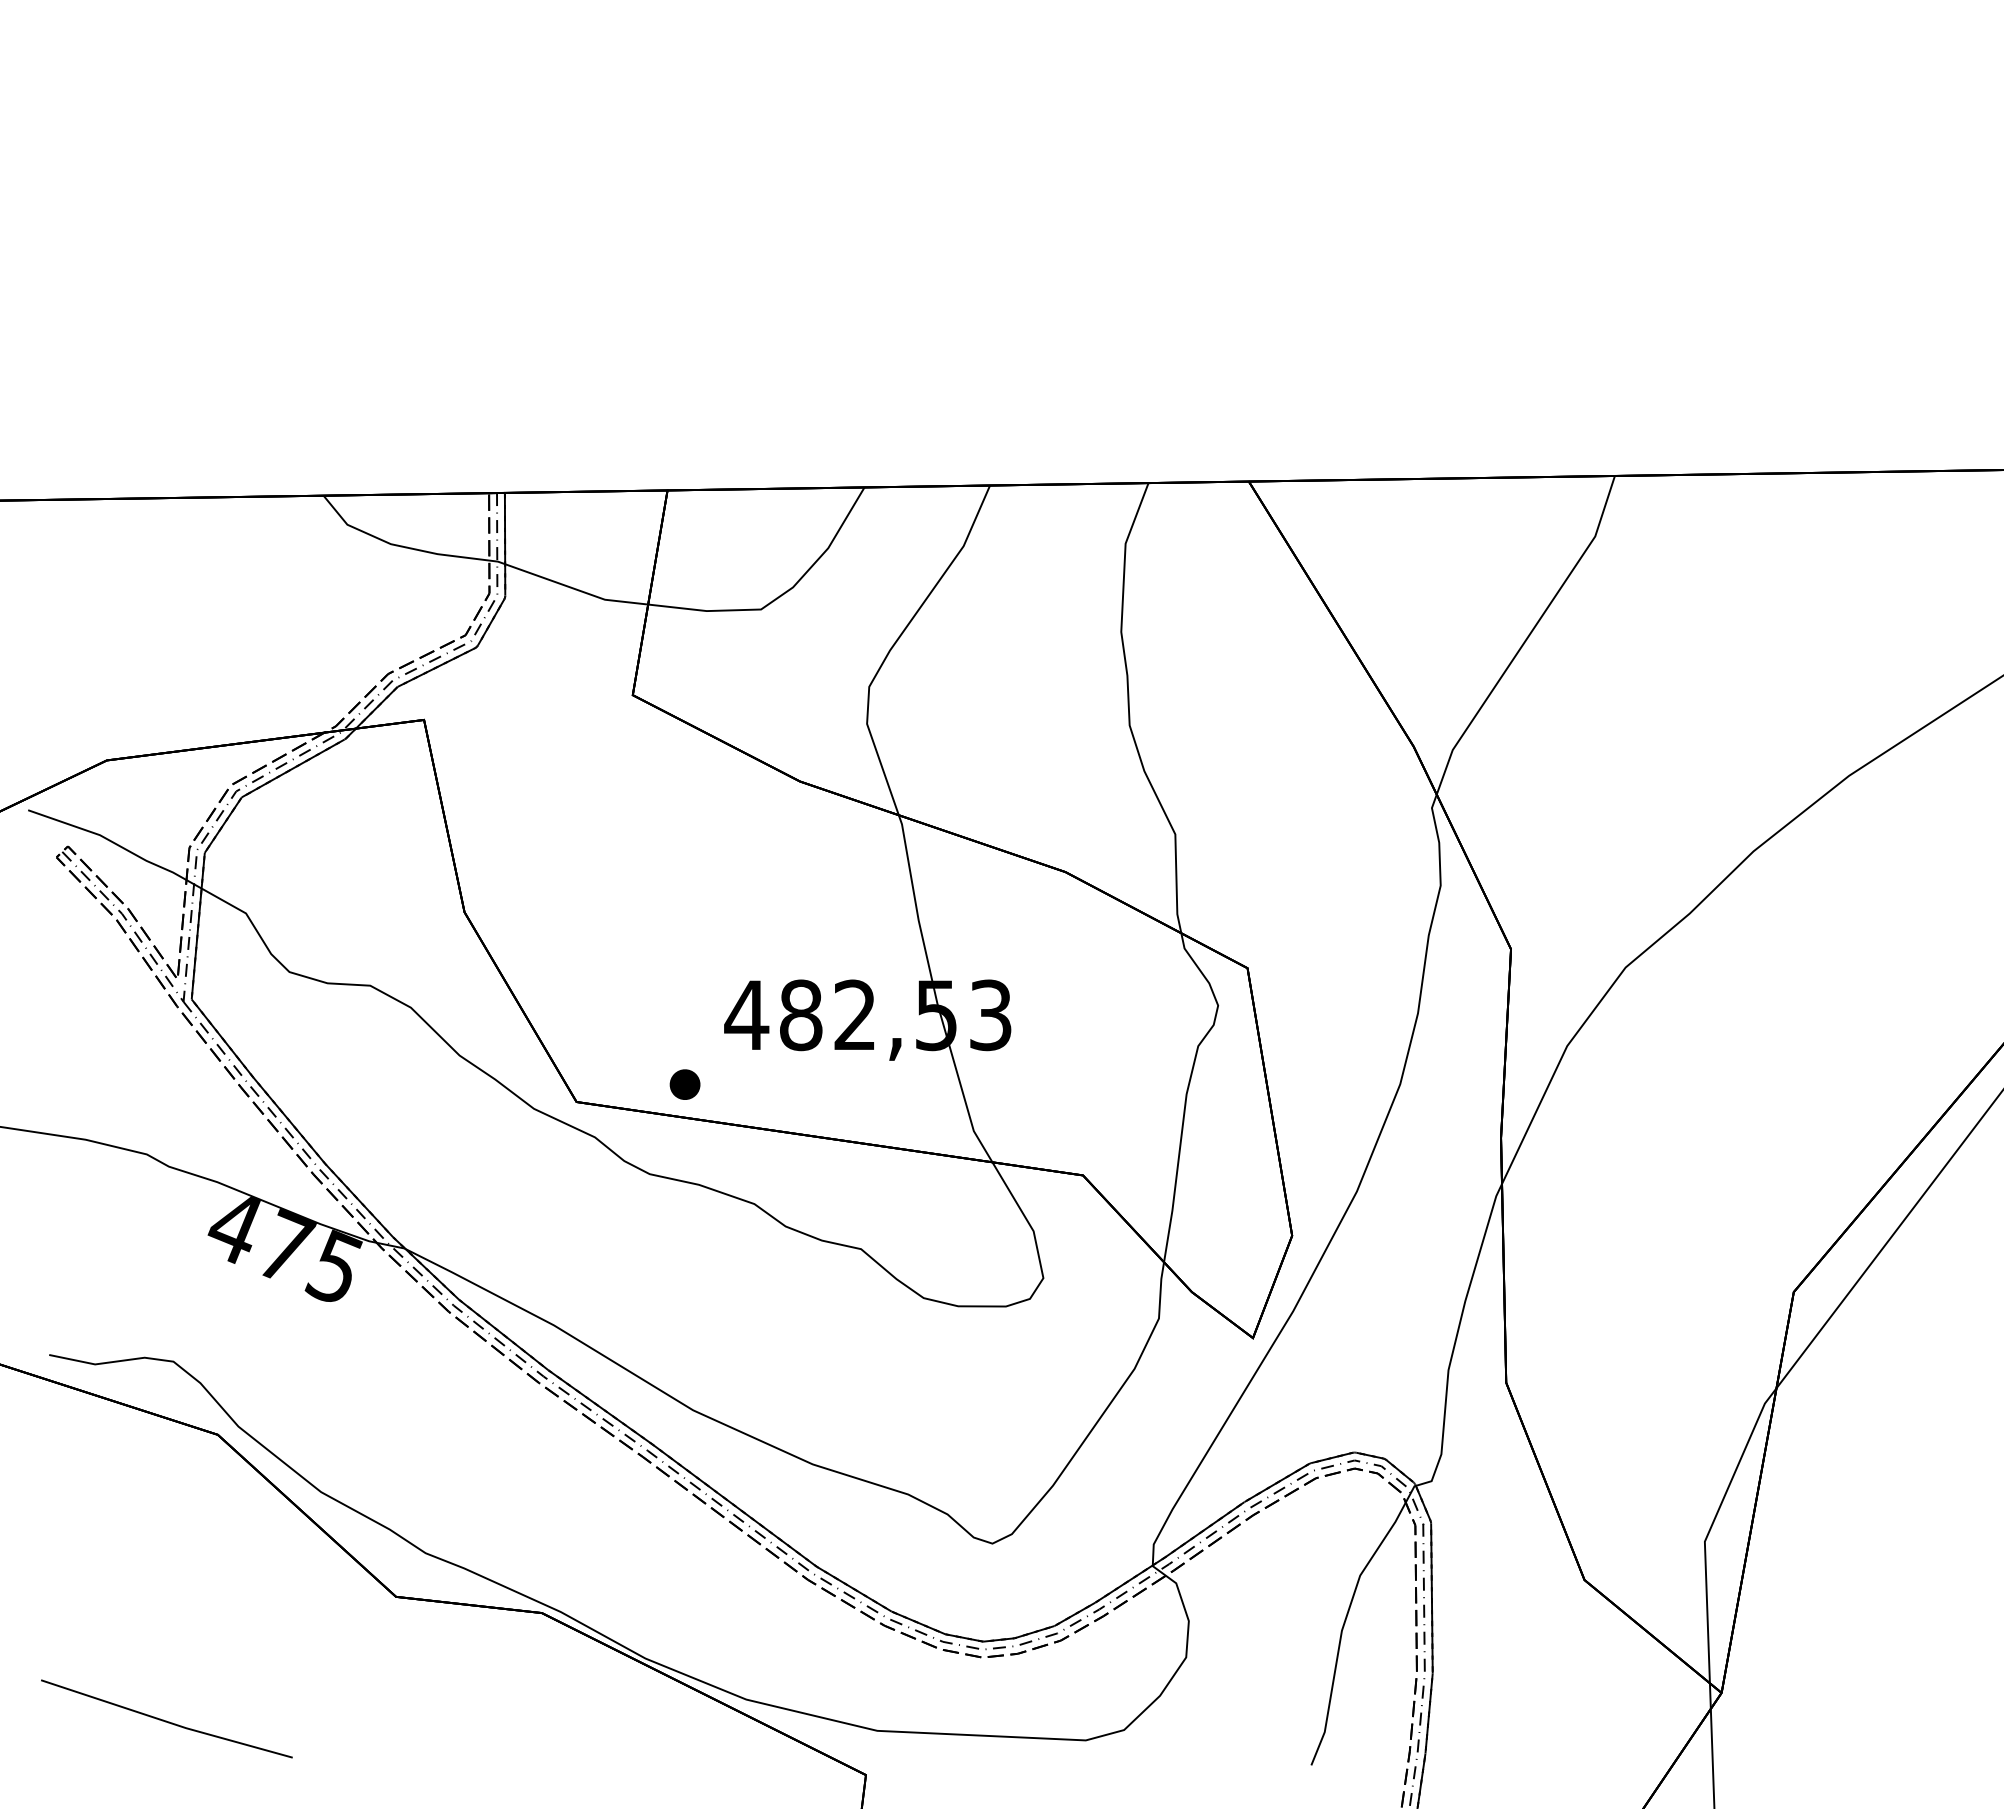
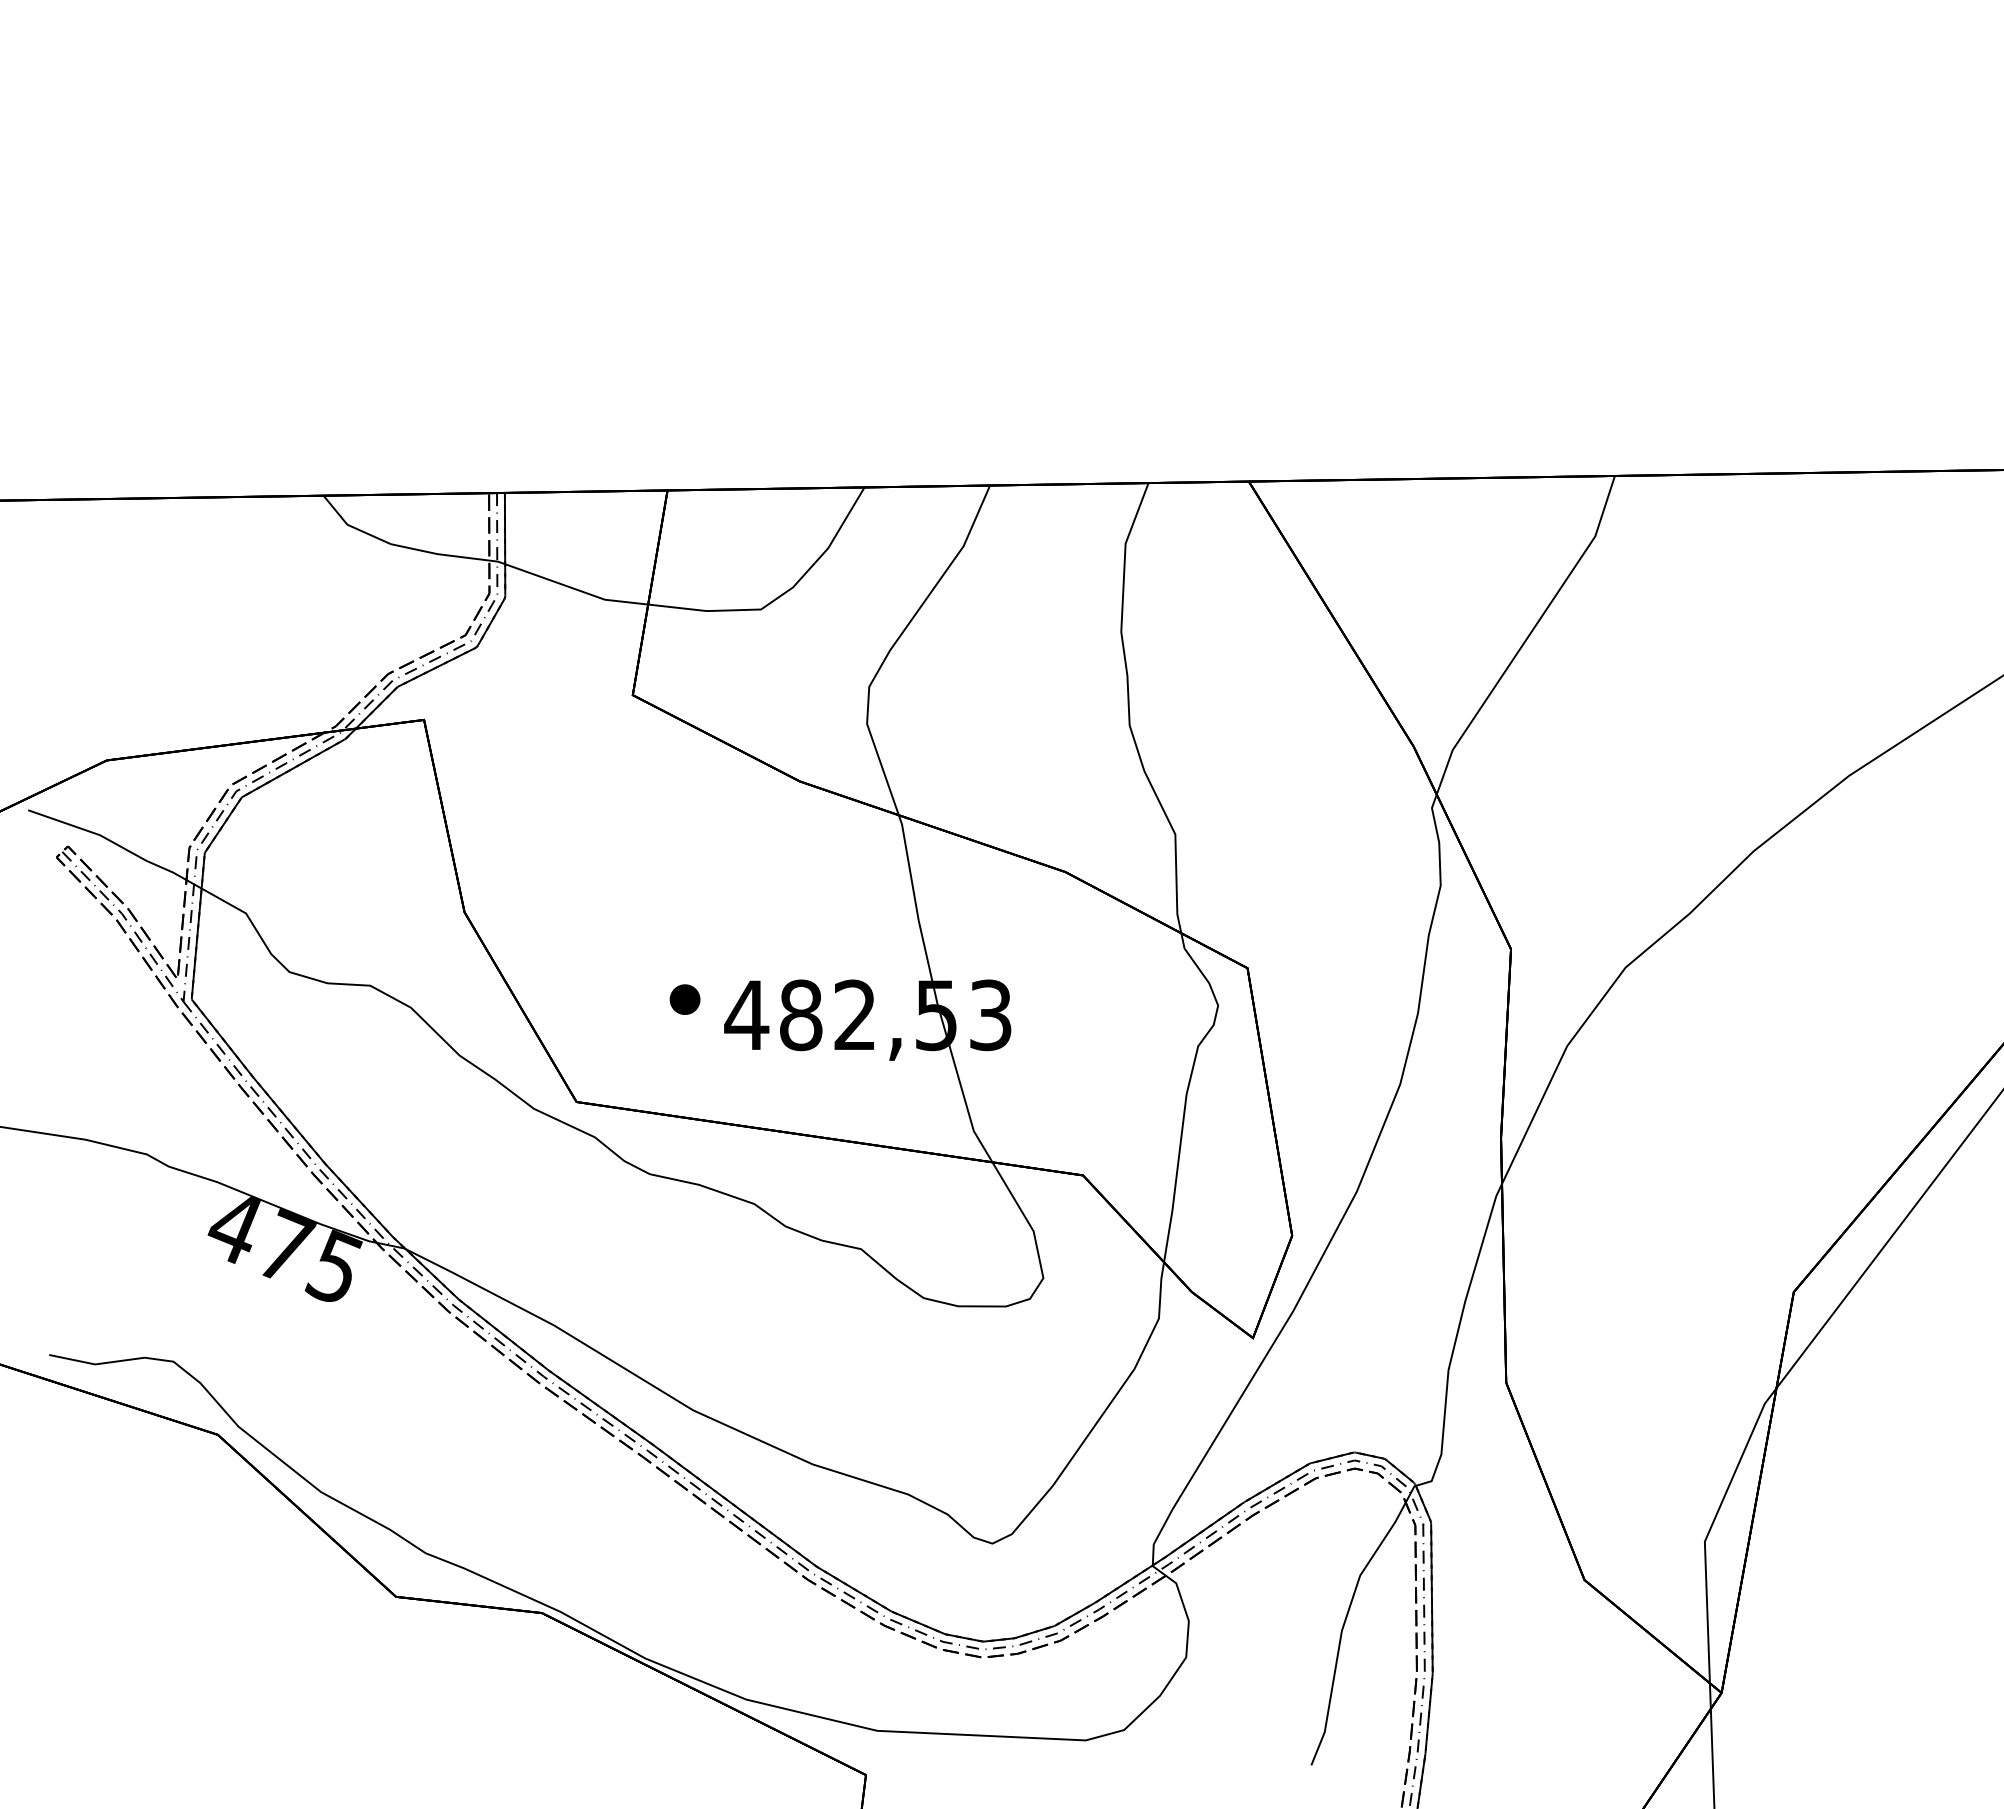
part position: (684, 1084) -> (684, 999) (684, 999)
line: present -> none (166, 1720)
